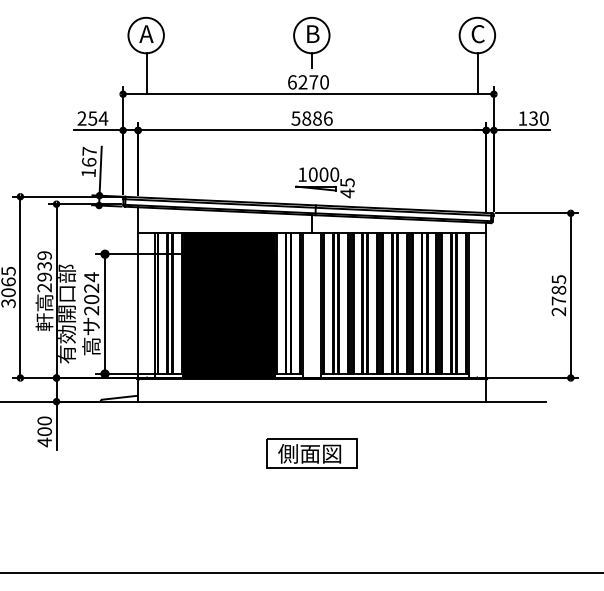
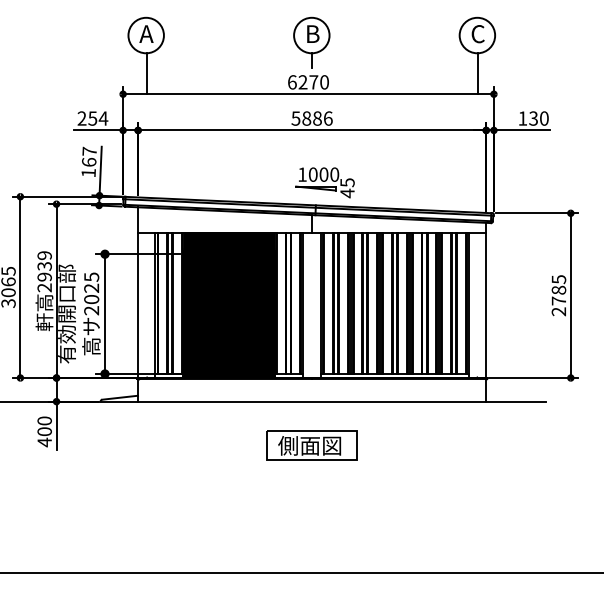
text: 2024 -> 2025 (91, 277)
part position: (311, 453) -> (311, 445) (311, 445)
